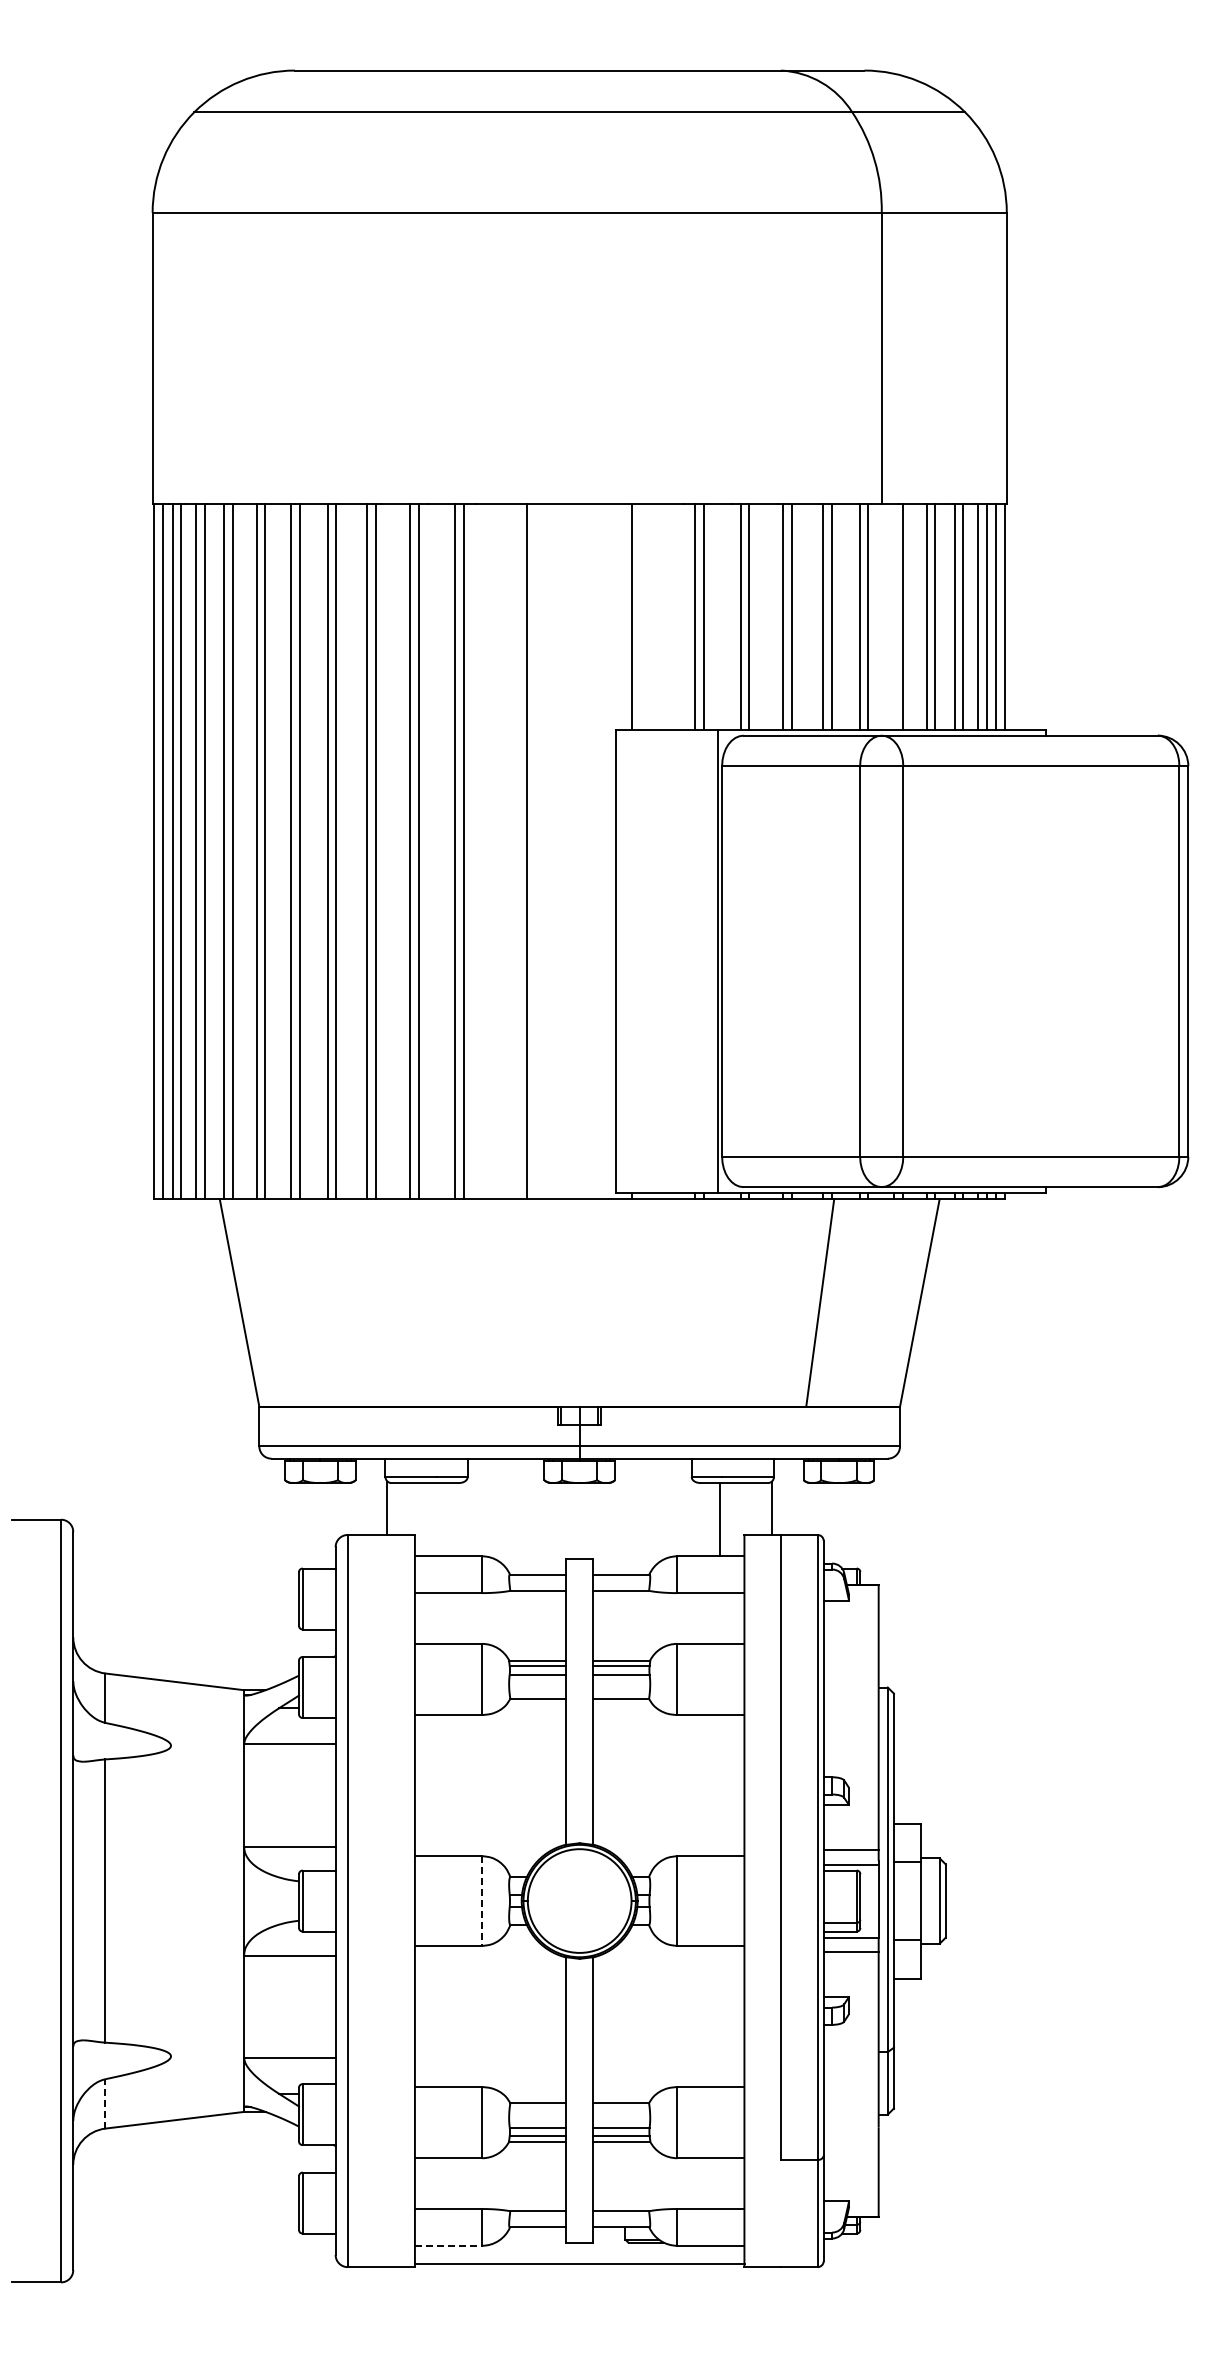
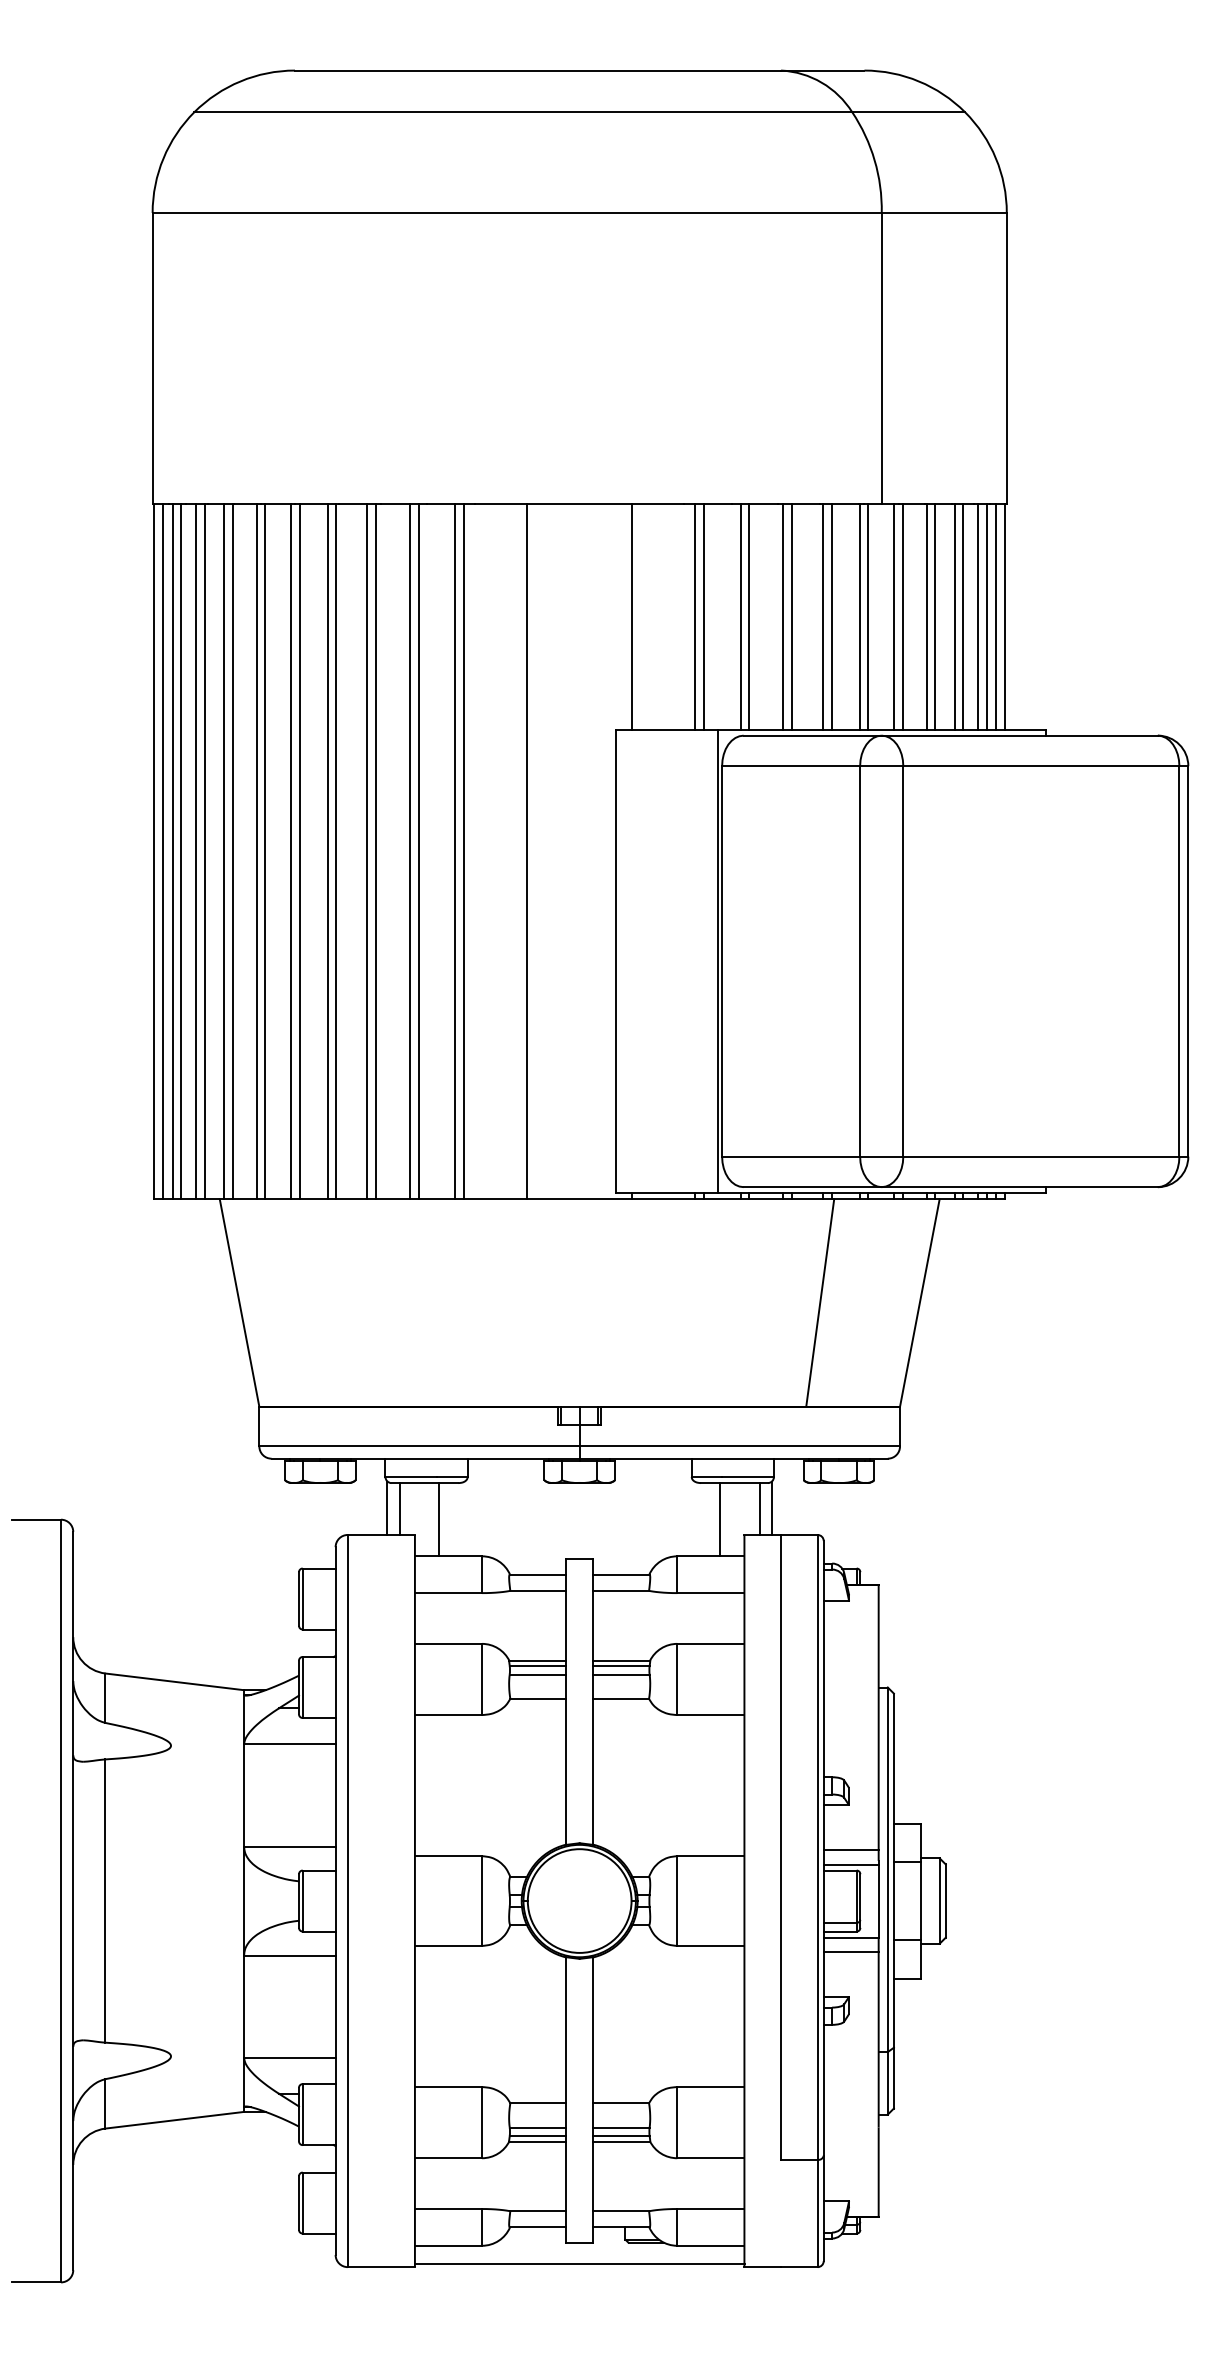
line: none -> present (894, 616)
line: none -> present (399, 1508)
line: none -> present (759, 1508)
line: none -> present (439, 1519)
line: dashed -> solid (482, 1901)
line: dashed -> solid (105, 2103)
line: dashed -> solid (448, 2245)
